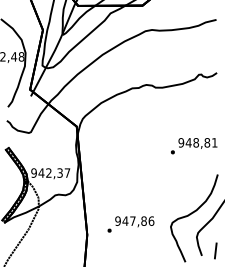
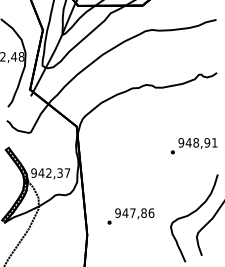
text: 948,81 -> 948,91 (207, 142)
text position: (130, 224) -> (130, 216) (130, 216)
line: present -> none (215, 250)
